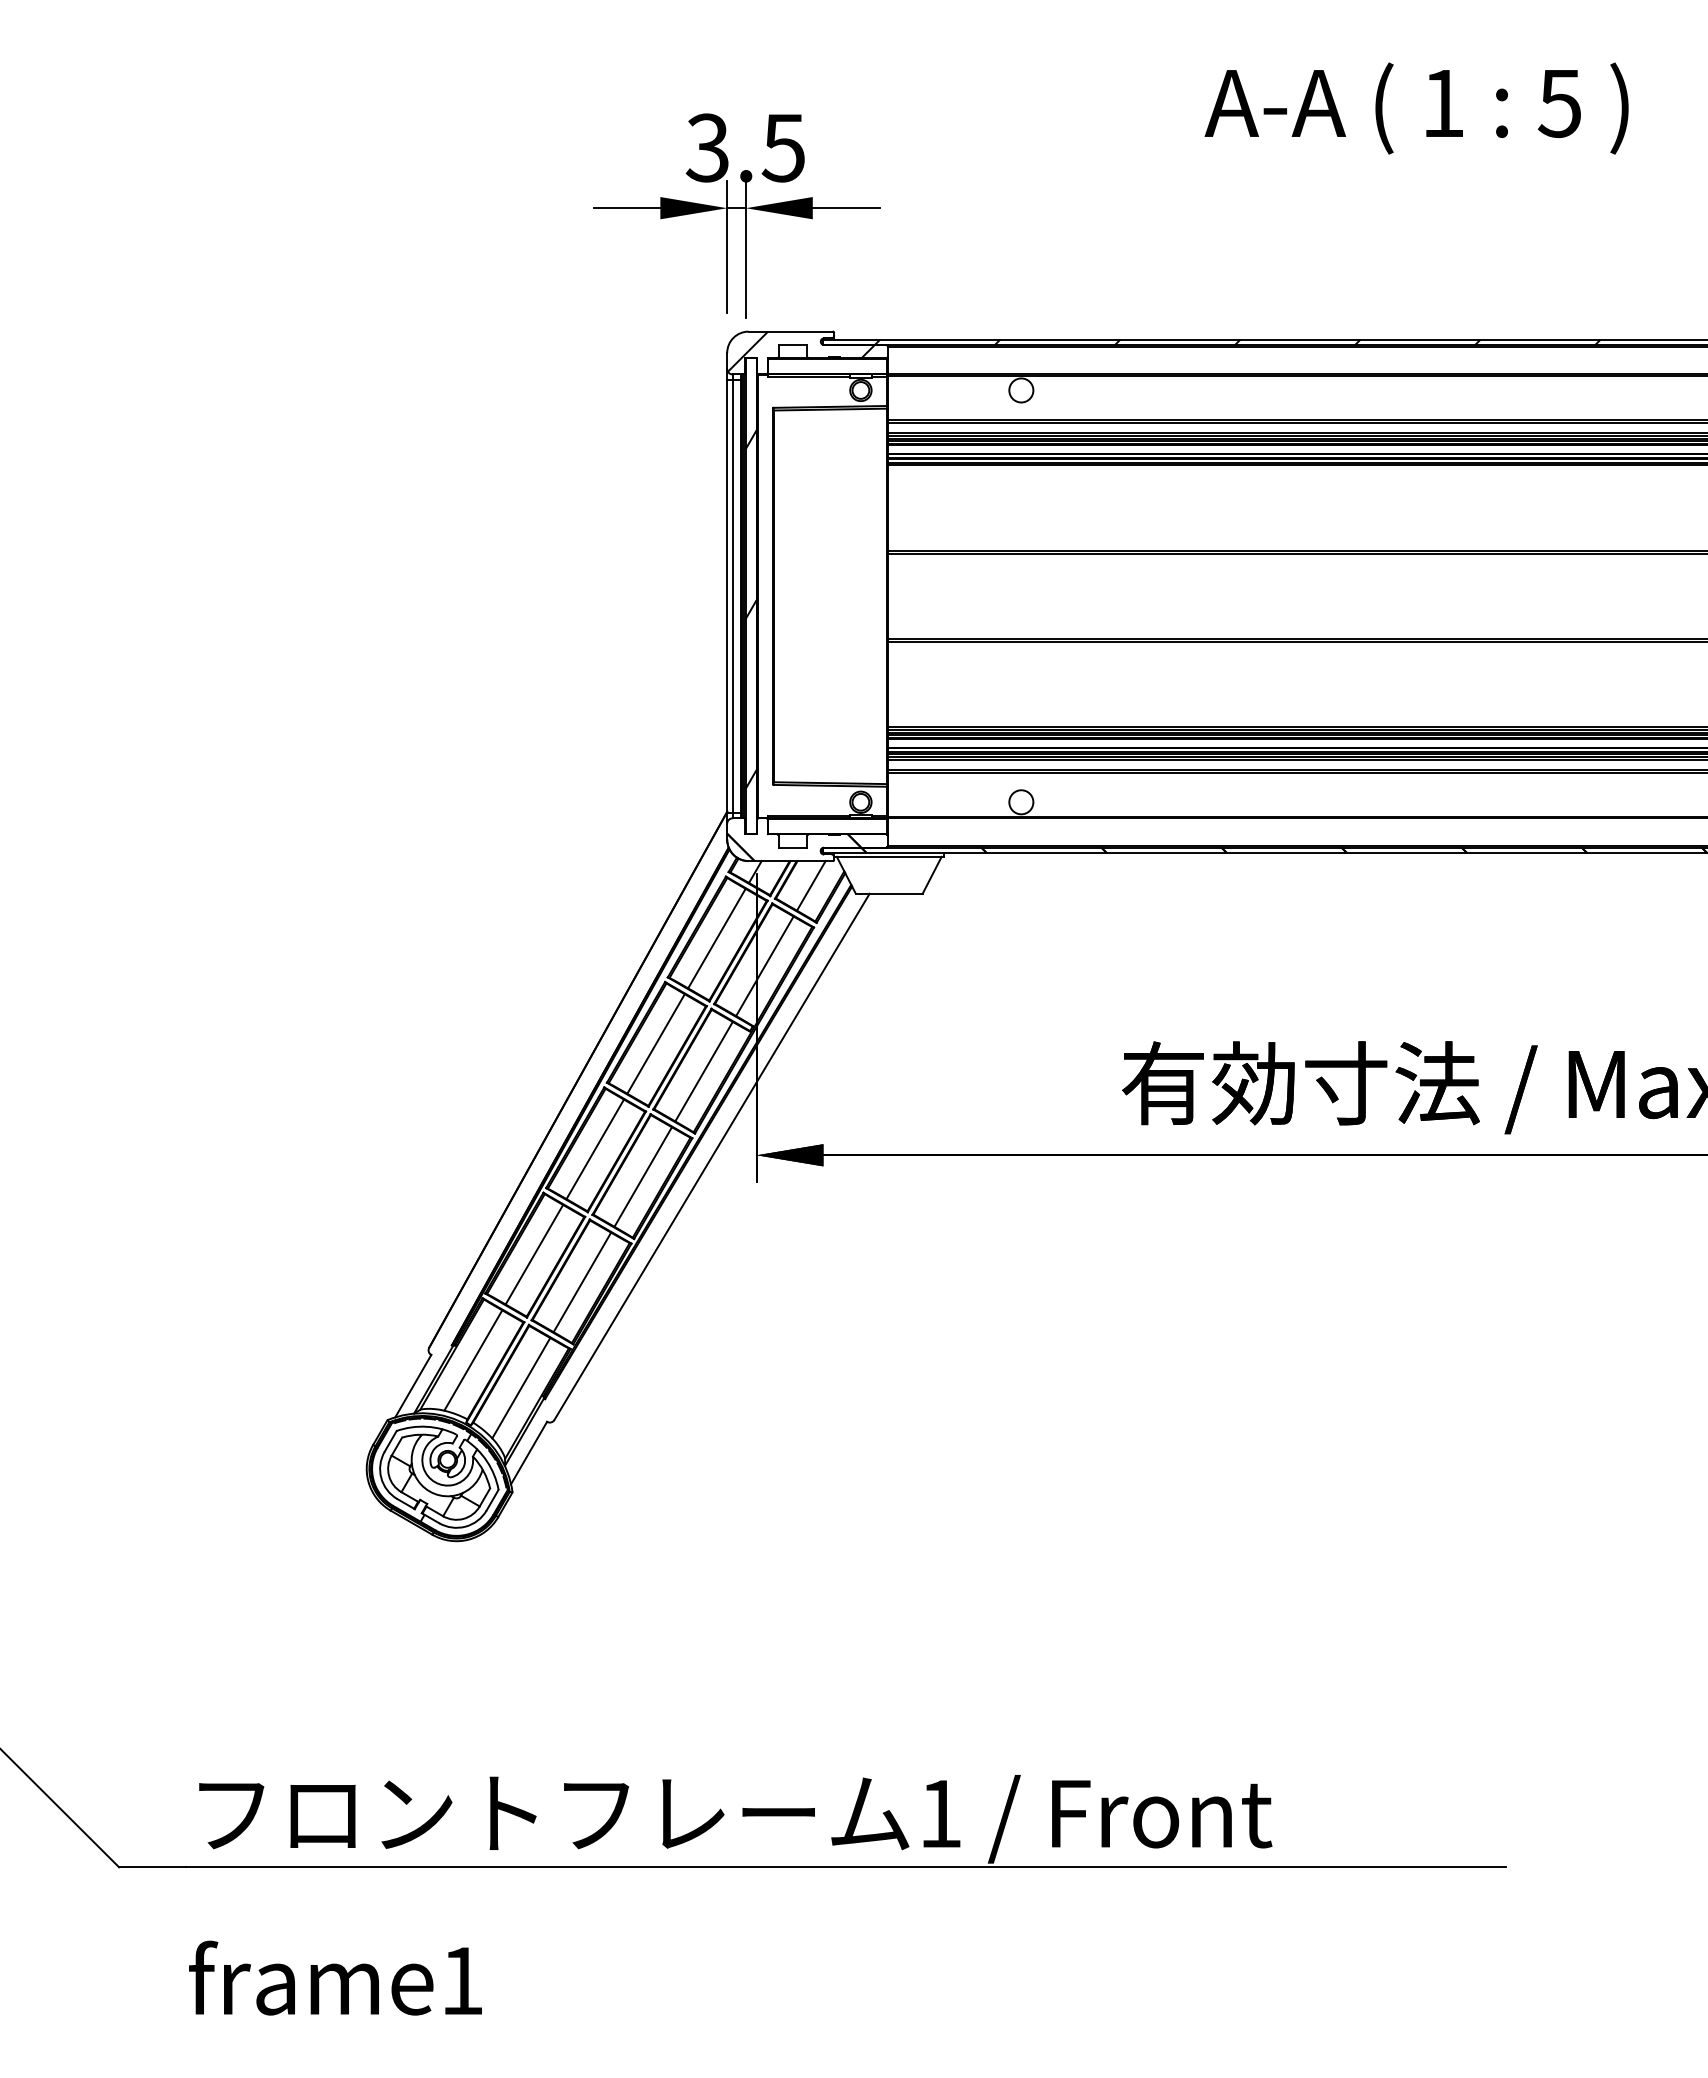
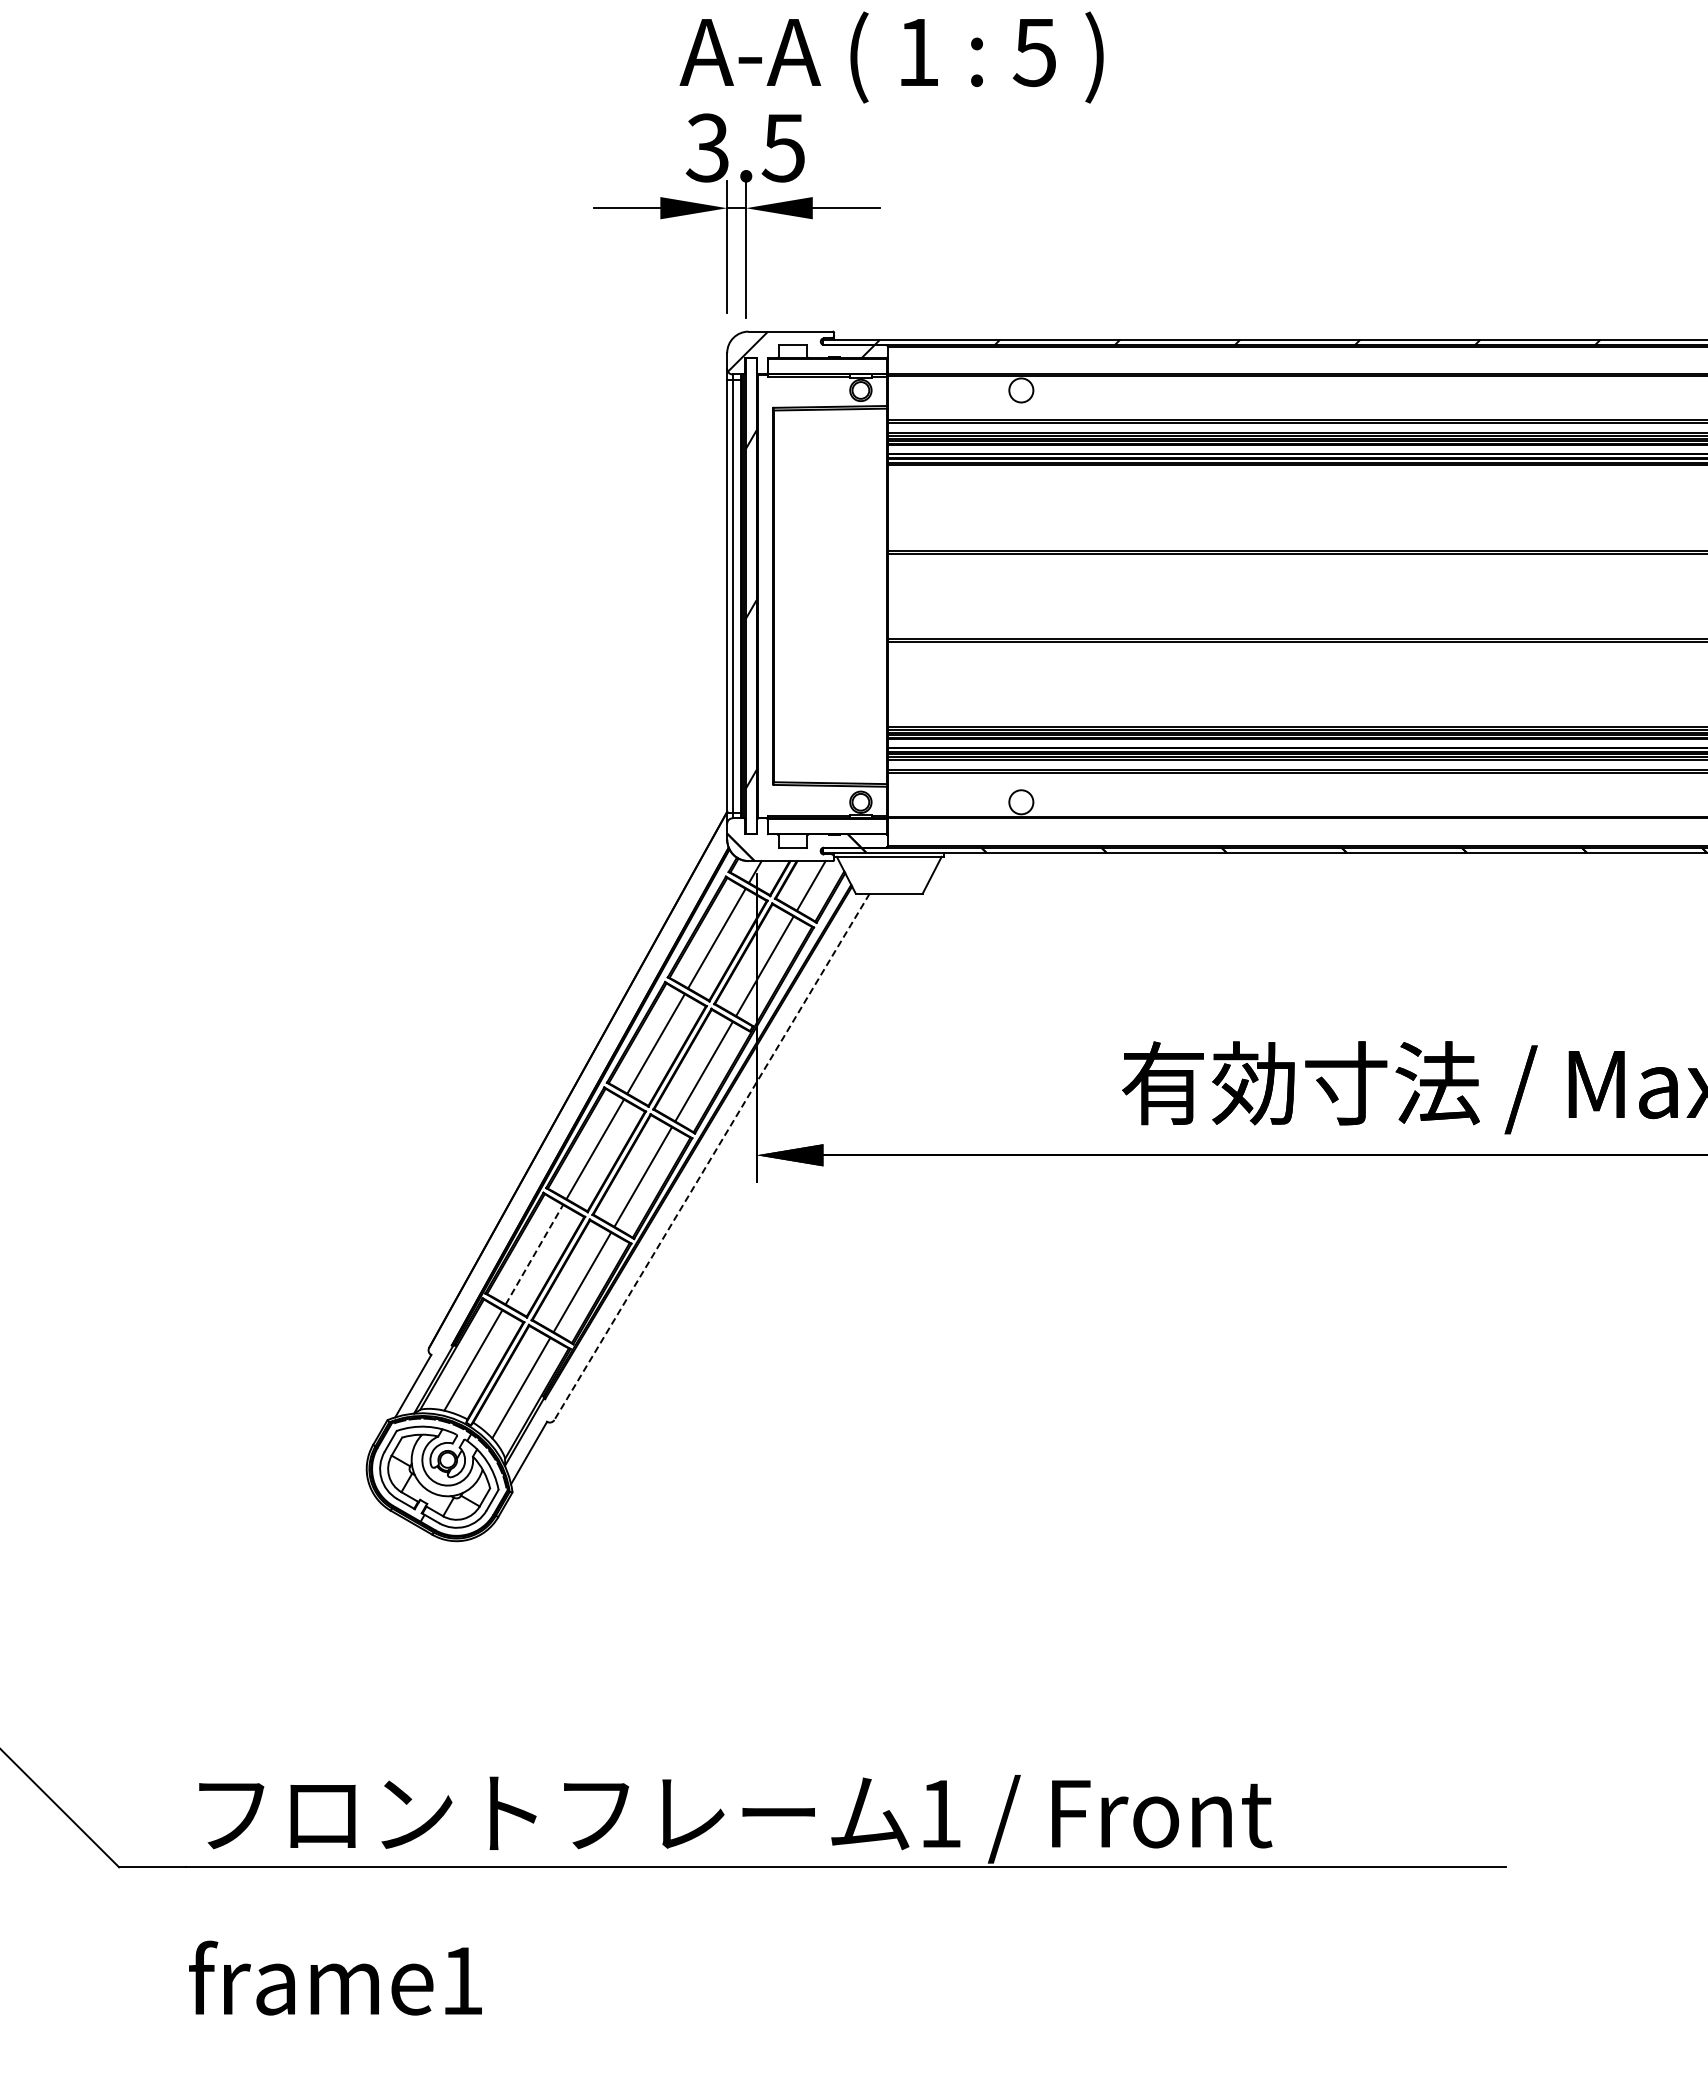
text position: (1416, 108) -> (891, 57) (891, 57)
line: solid -> dashed (712, 1156)
line: solid -> dashed (534, 1254)
